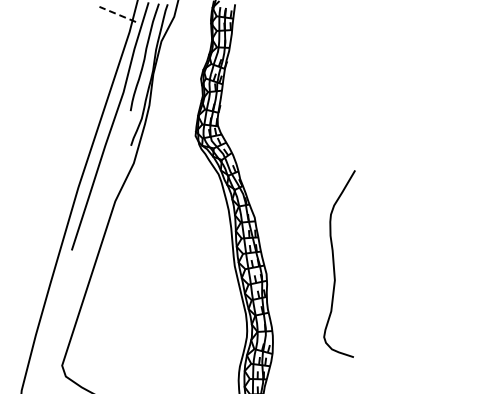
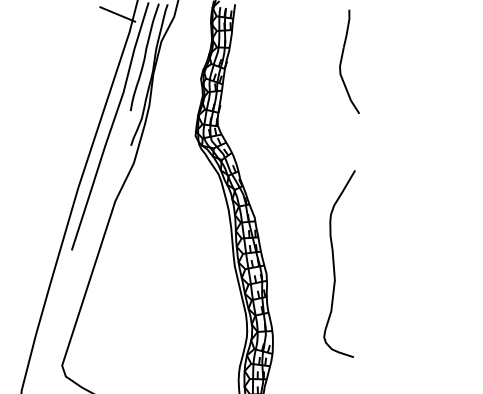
line: dashed -> solid (117, 14)
part: none -> present (342, 60)
